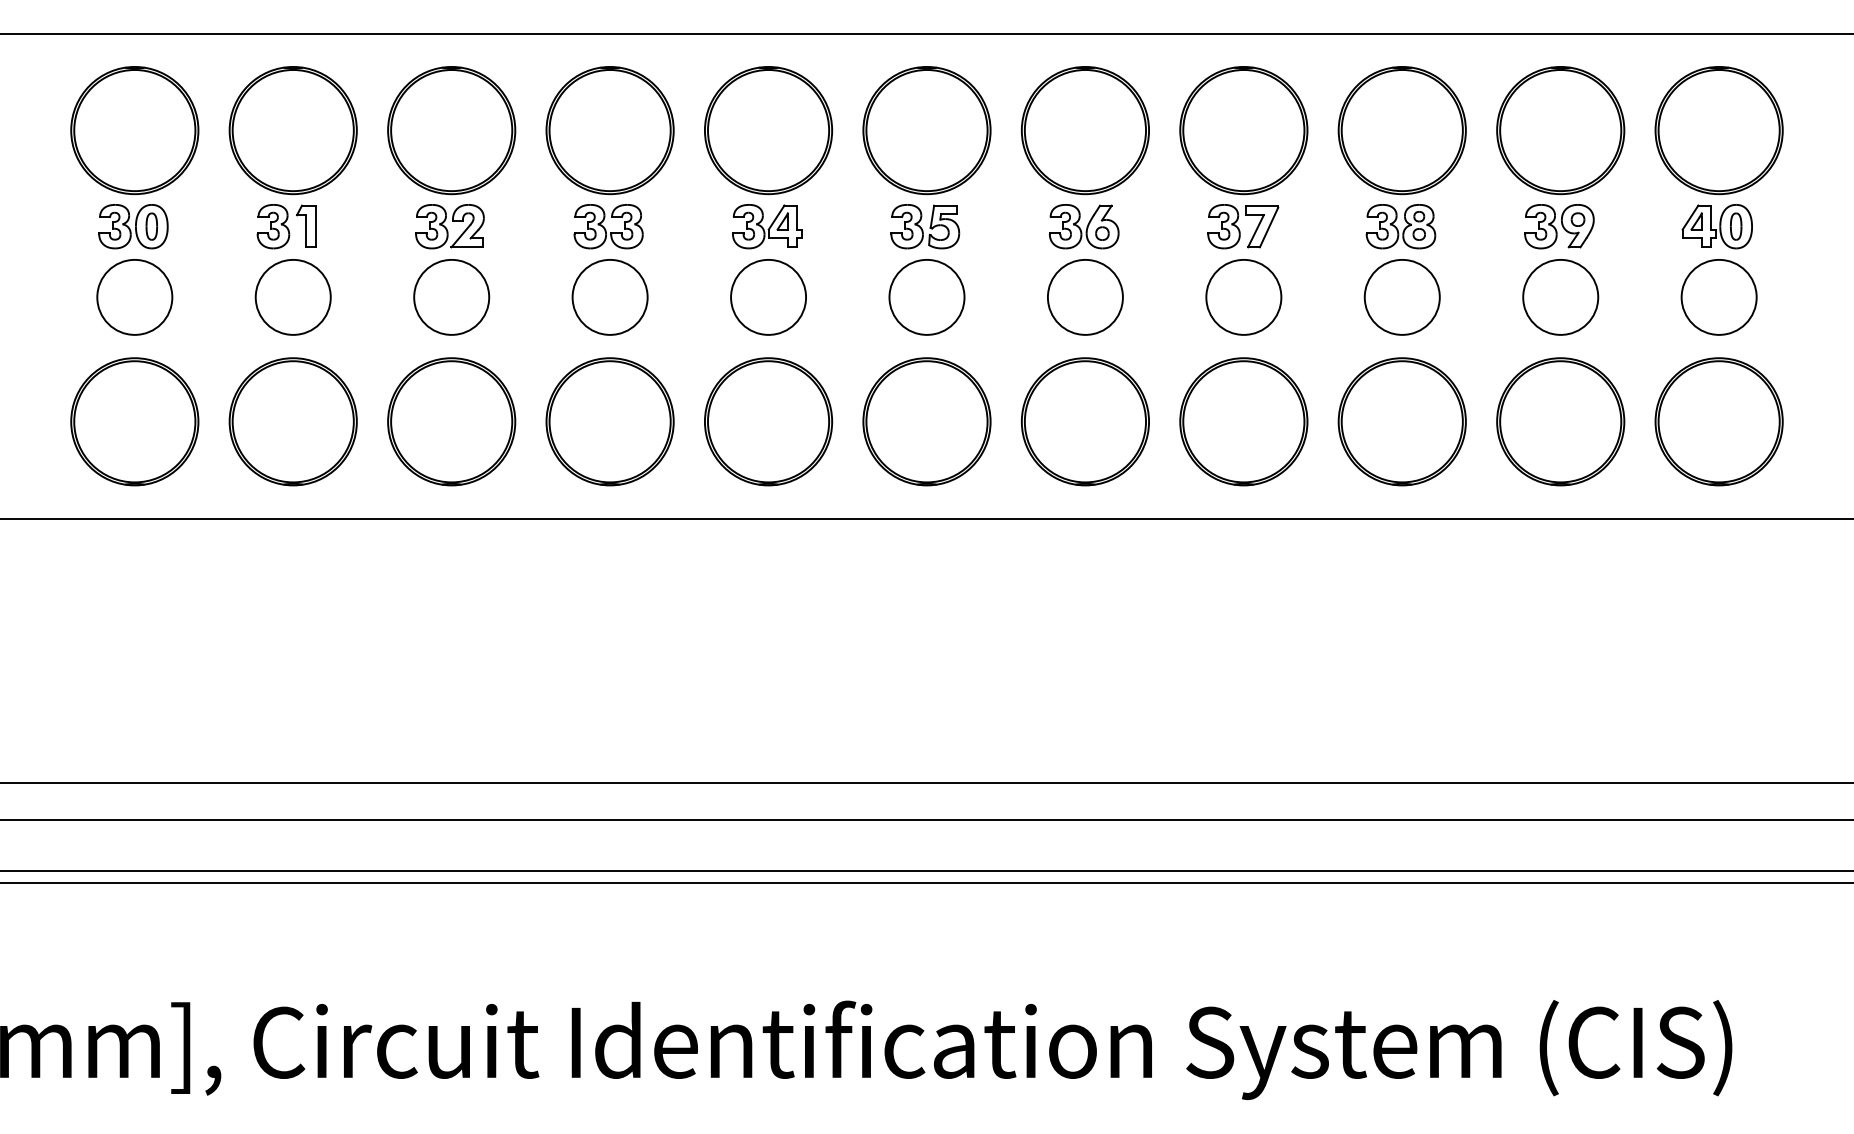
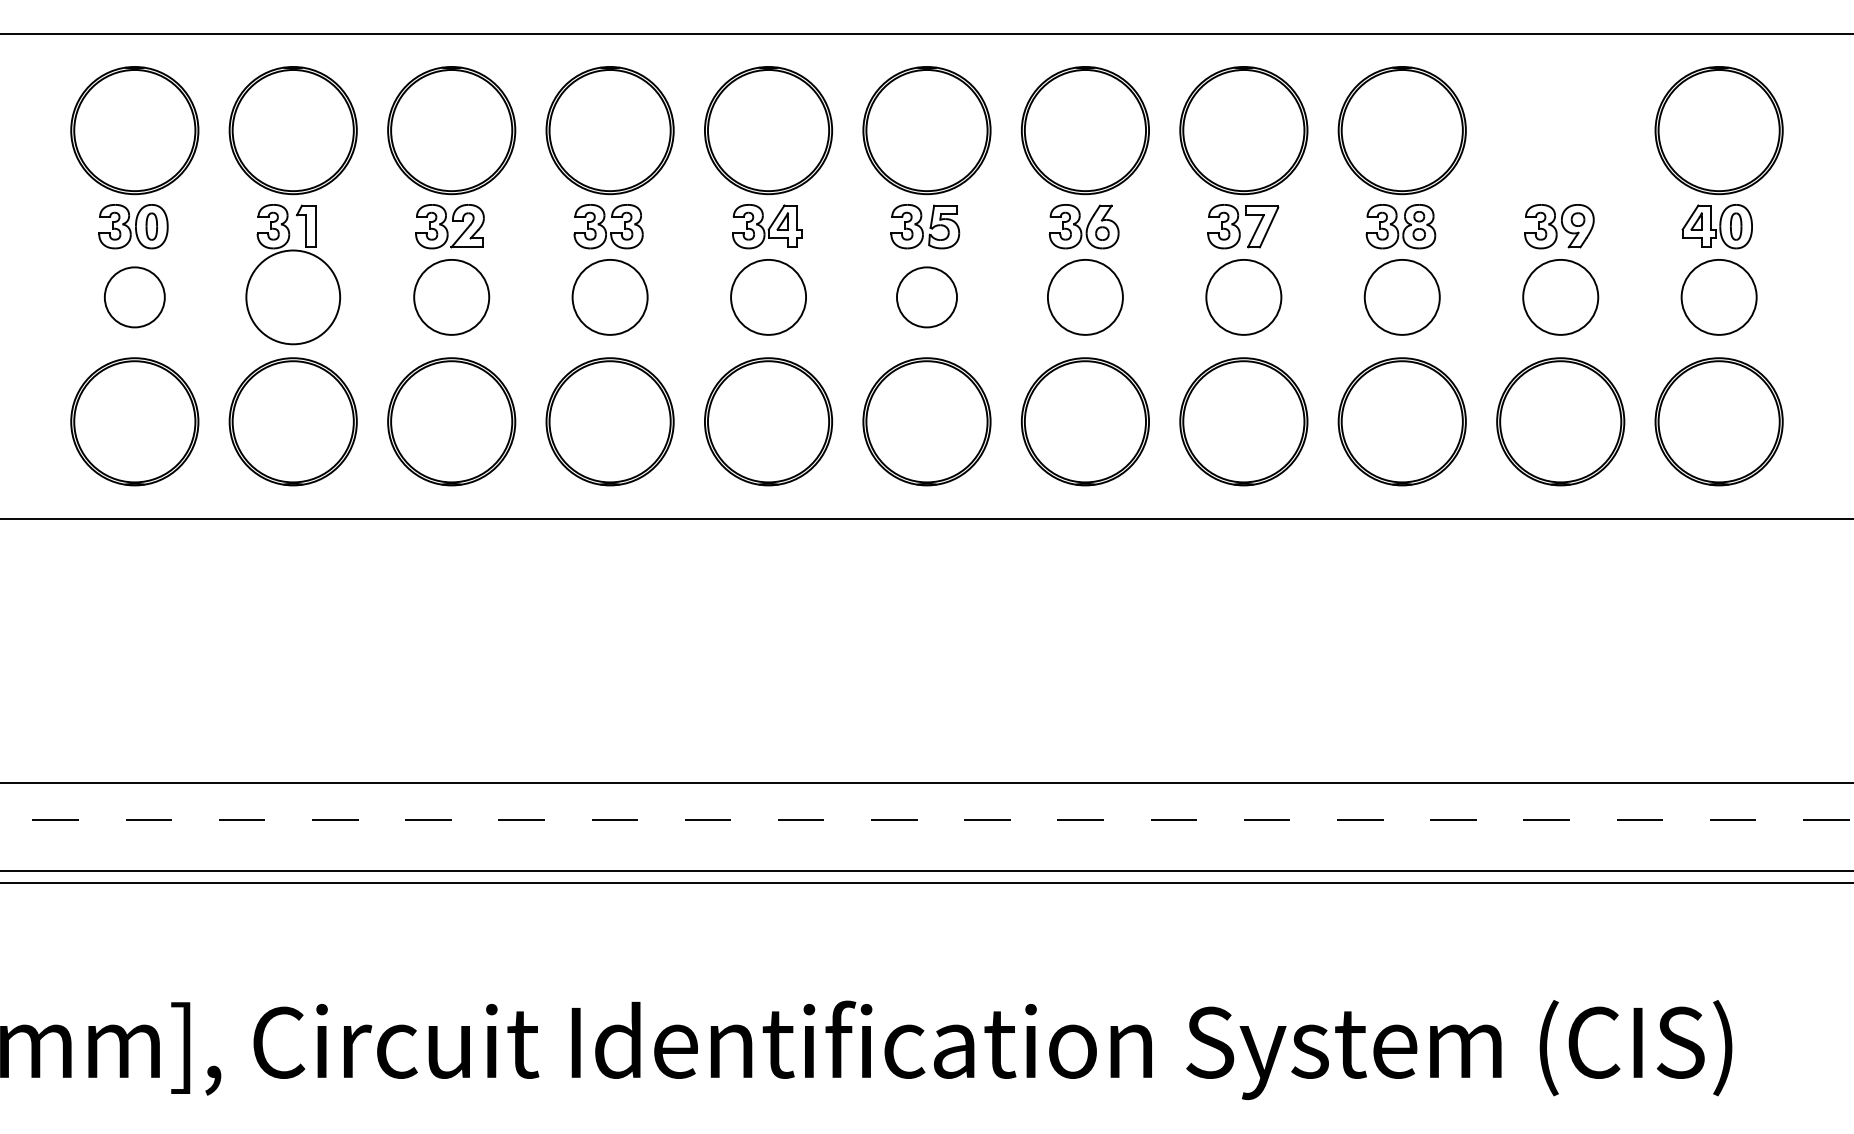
part: present -> none (1560, 130)
circle diameter: 75 px -> 60 px (134, 297)
circle diameter: 75 px -> 94 px (293, 297)
circle diameter: 75 px -> 60 px (926, 297)
line: solid -> dashed (926, 819)
